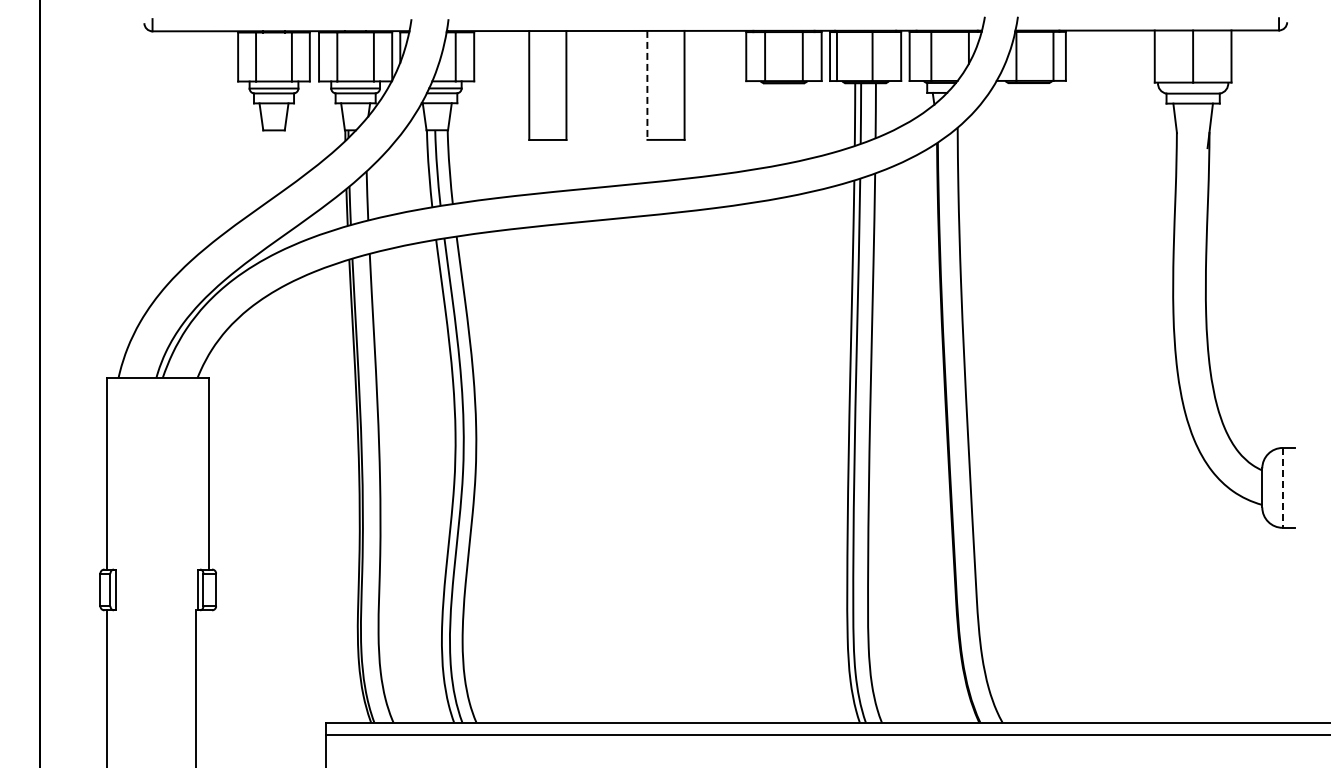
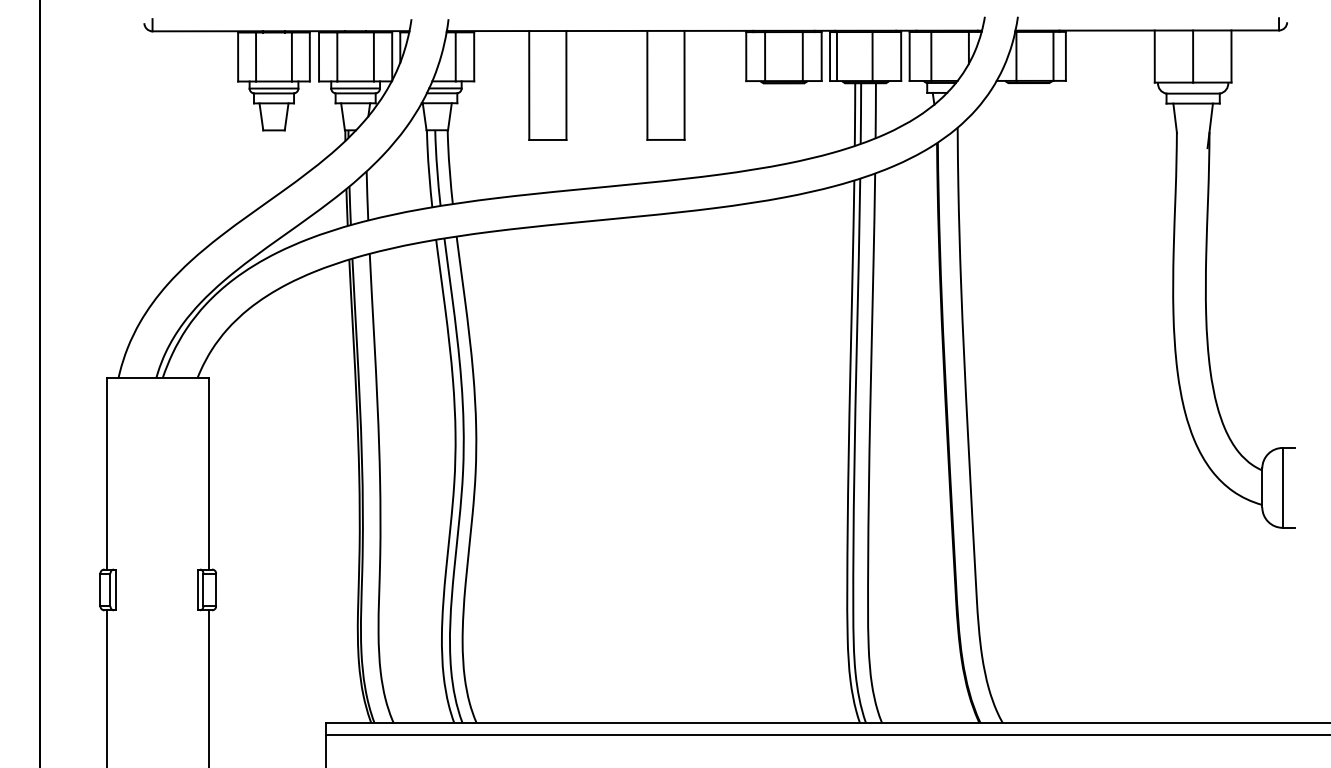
line: dashed -> solid (647, 85)
line: dashed -> solid (1282, 487)
line position: (196, 687) -> (209, 687) (209, 687)
